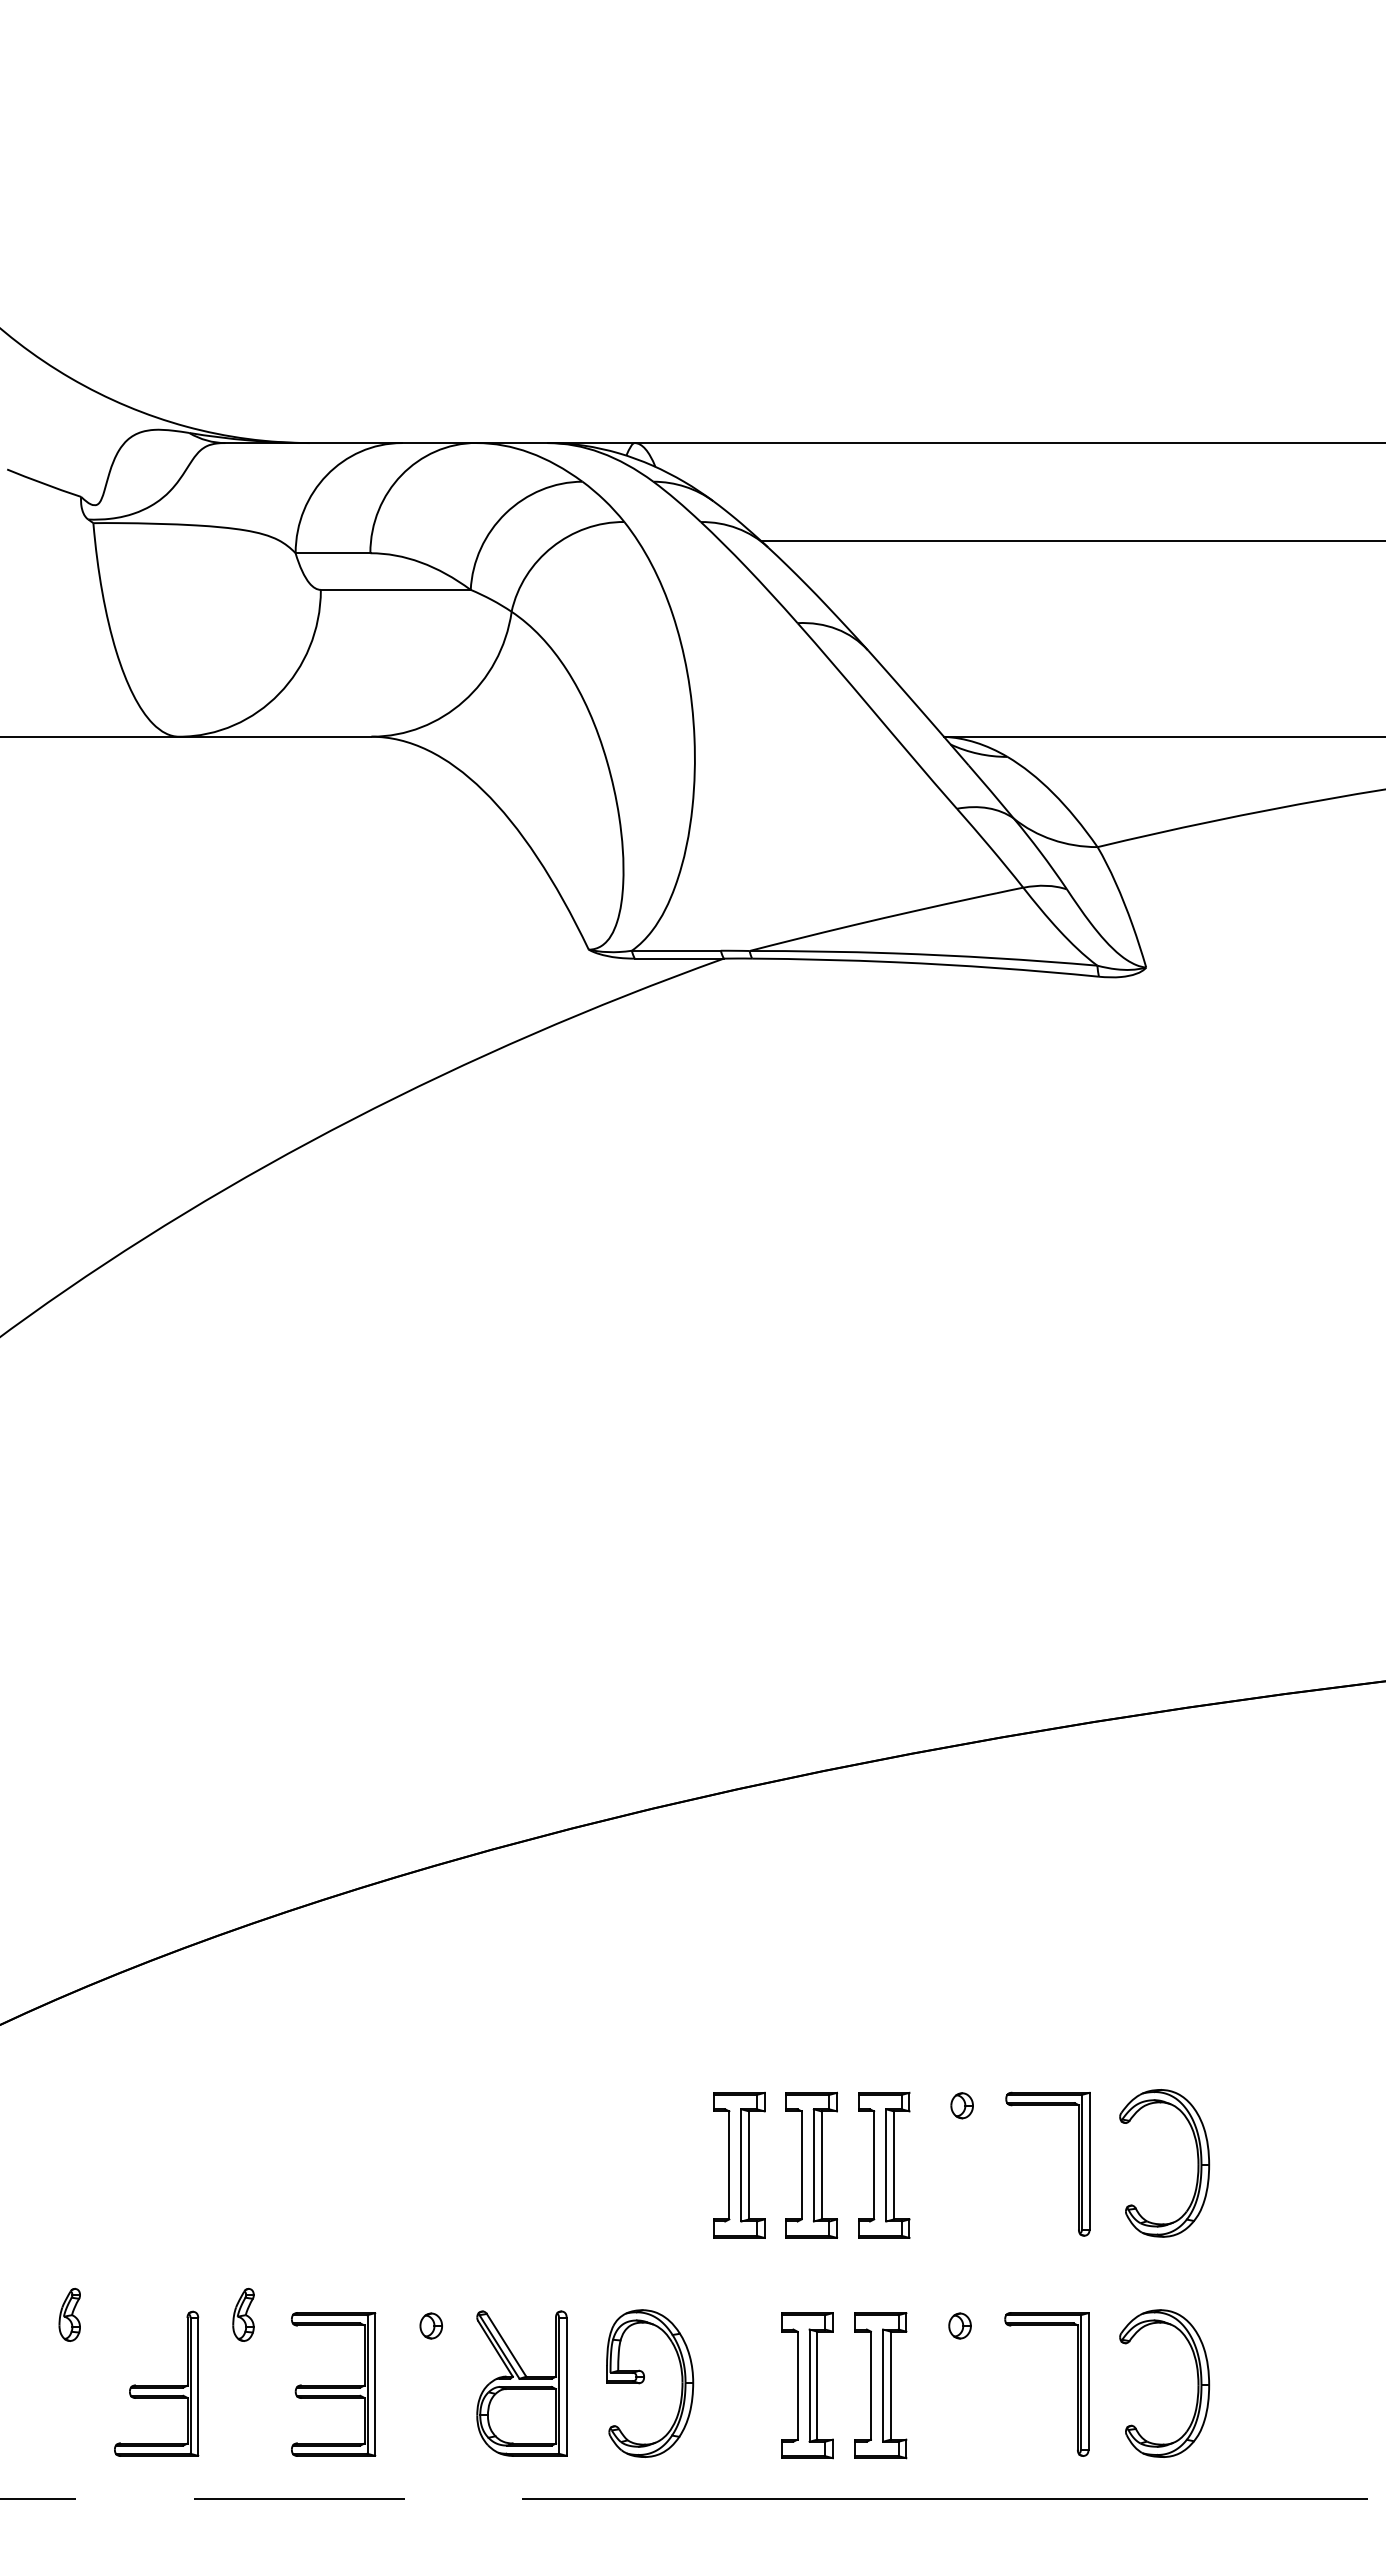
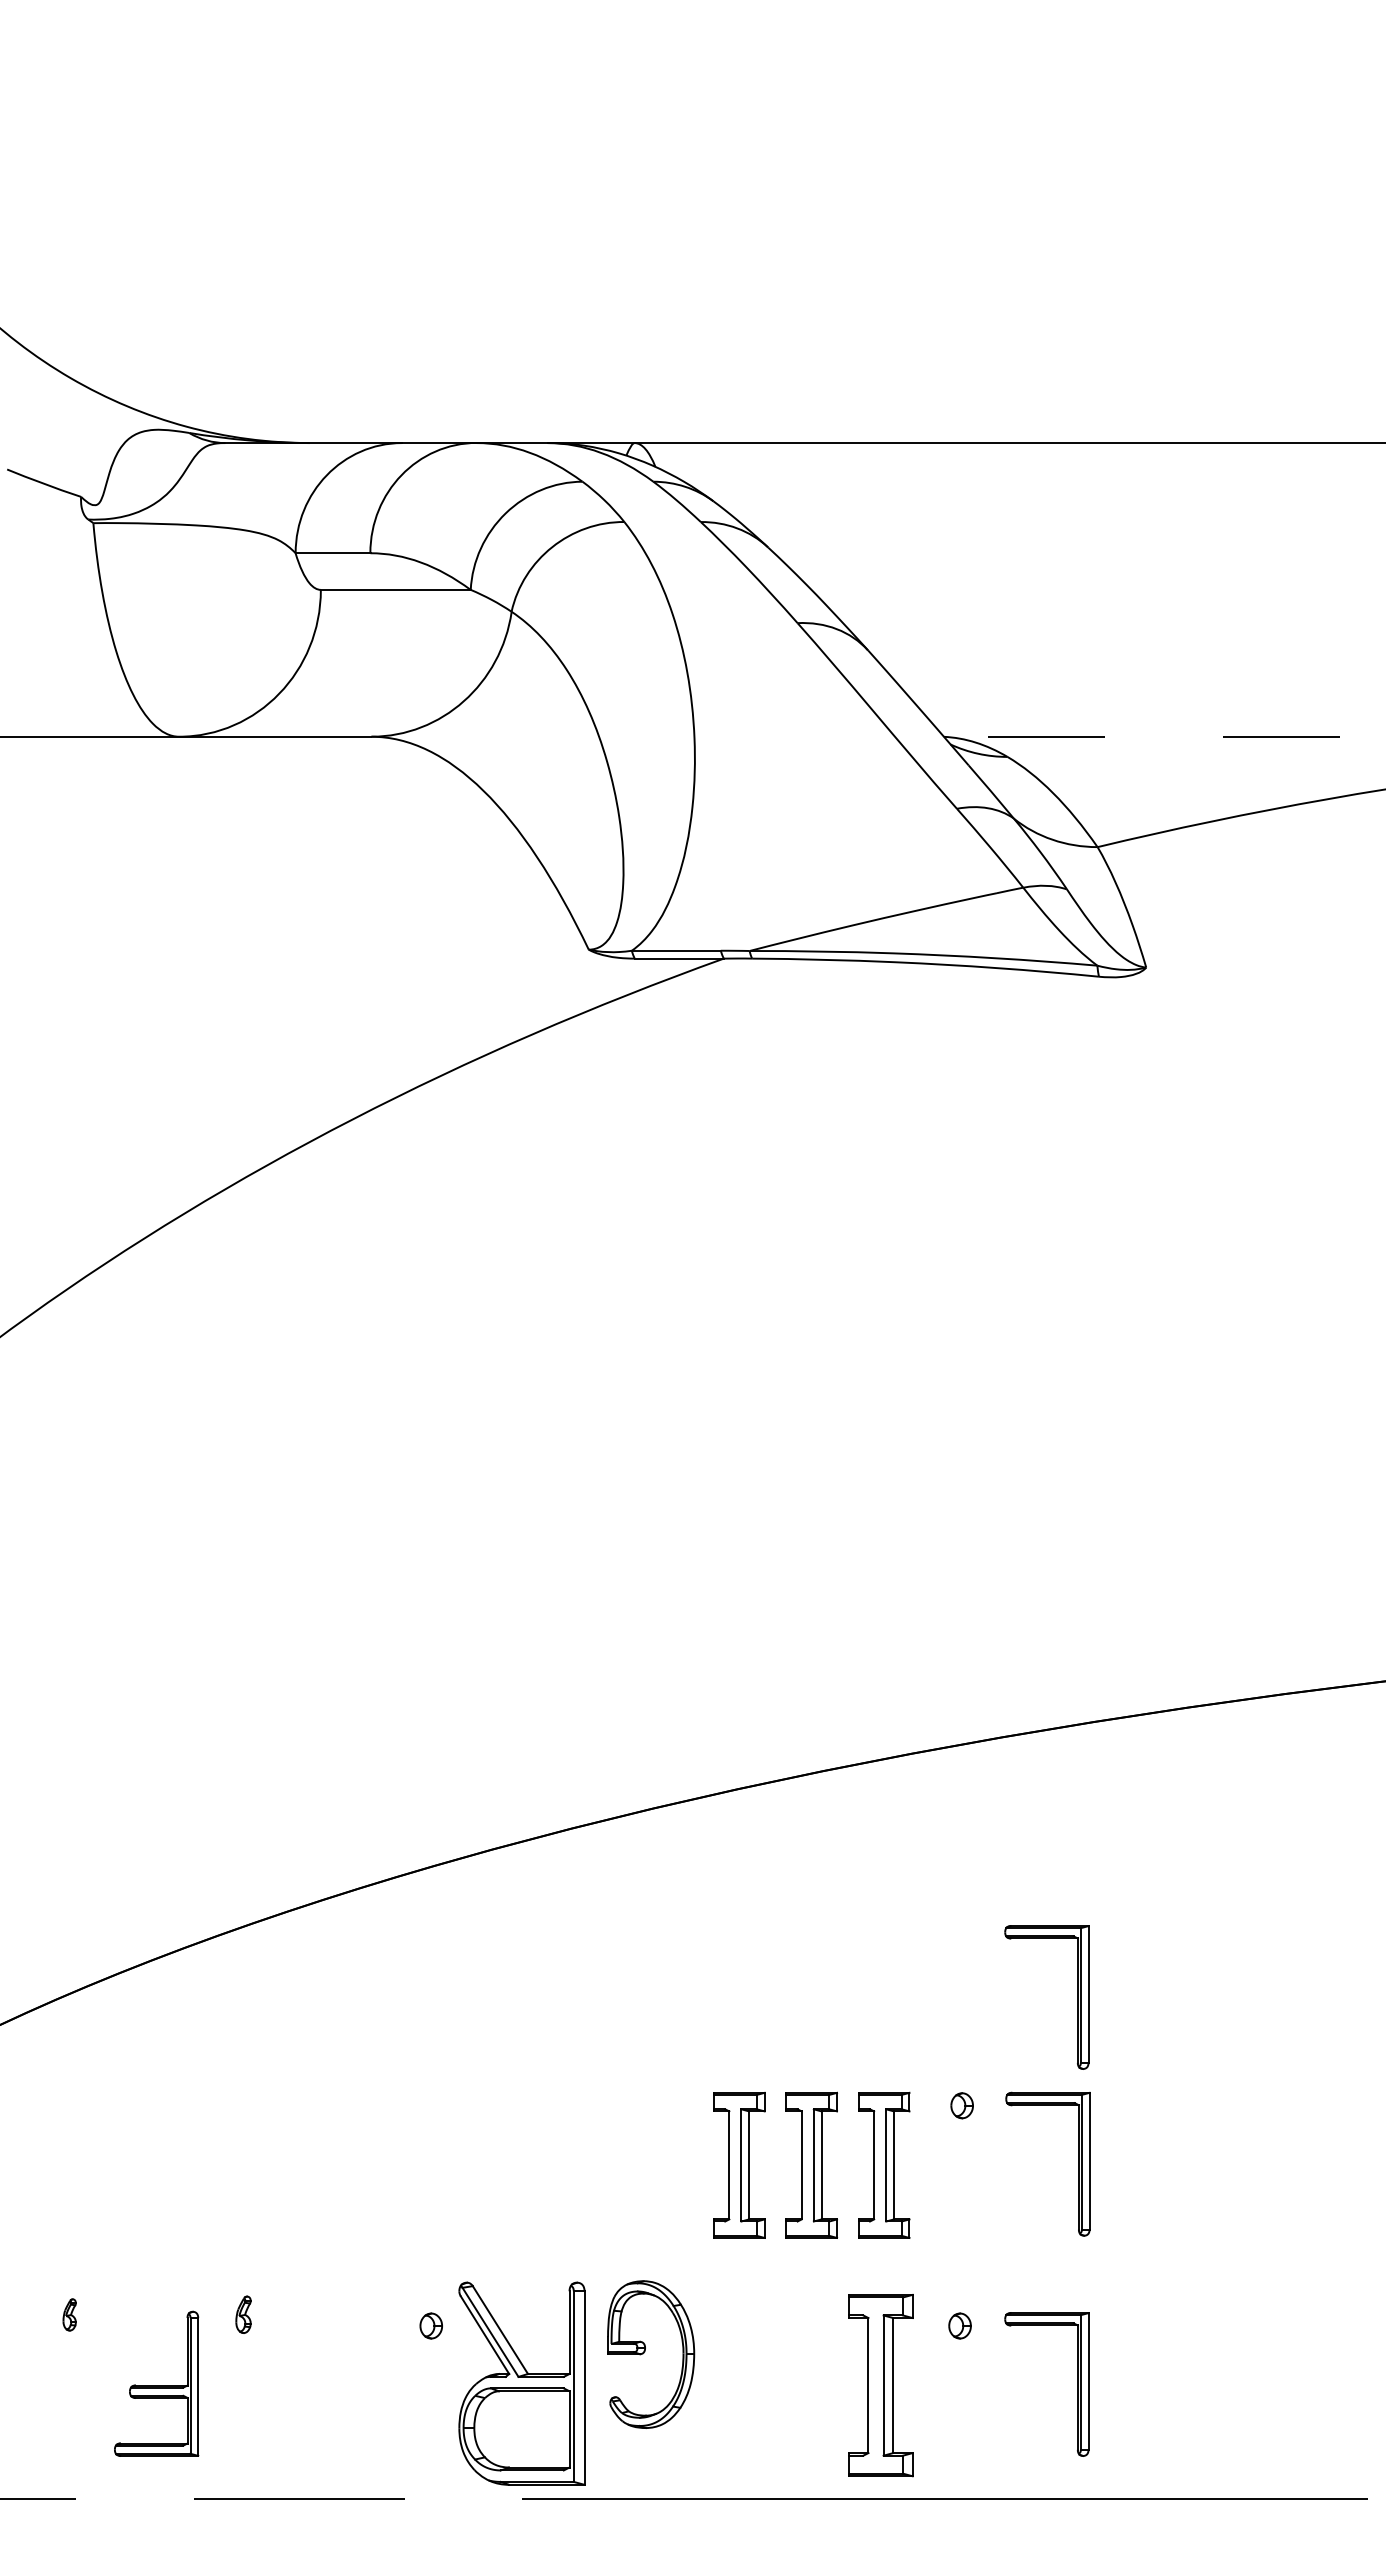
line: present -> none (1071, 540)
line: solid -> dashed (1164, 736)
part: none -> present (1077, 1997)
part: present -> none (1197, 2163)
part size: 23x54 px -> 15x34 px (69, 2314)
part size: 23x55 px -> 17x39 px (243, 2314)
part position: (644, 2380) -> (645, 2351) (645, 2351)
part size: 92x147 px -> 128x205 px (521, 2383)
part: present -> none (1197, 2383)
part: present -> none (333, 2384)
part: present -> none (807, 2385)
part size: 54x148 px -> 66x184 px (880, 2385)
